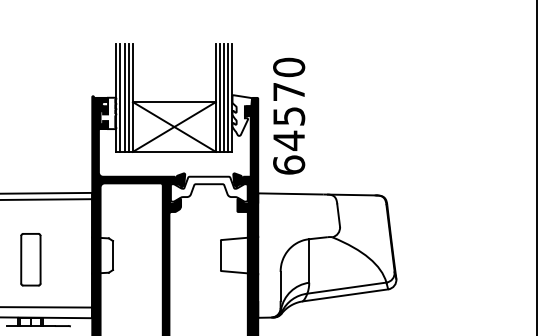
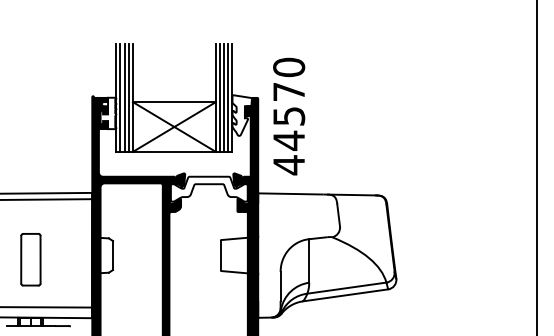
text: 64570 -> 44570 (289, 165)
